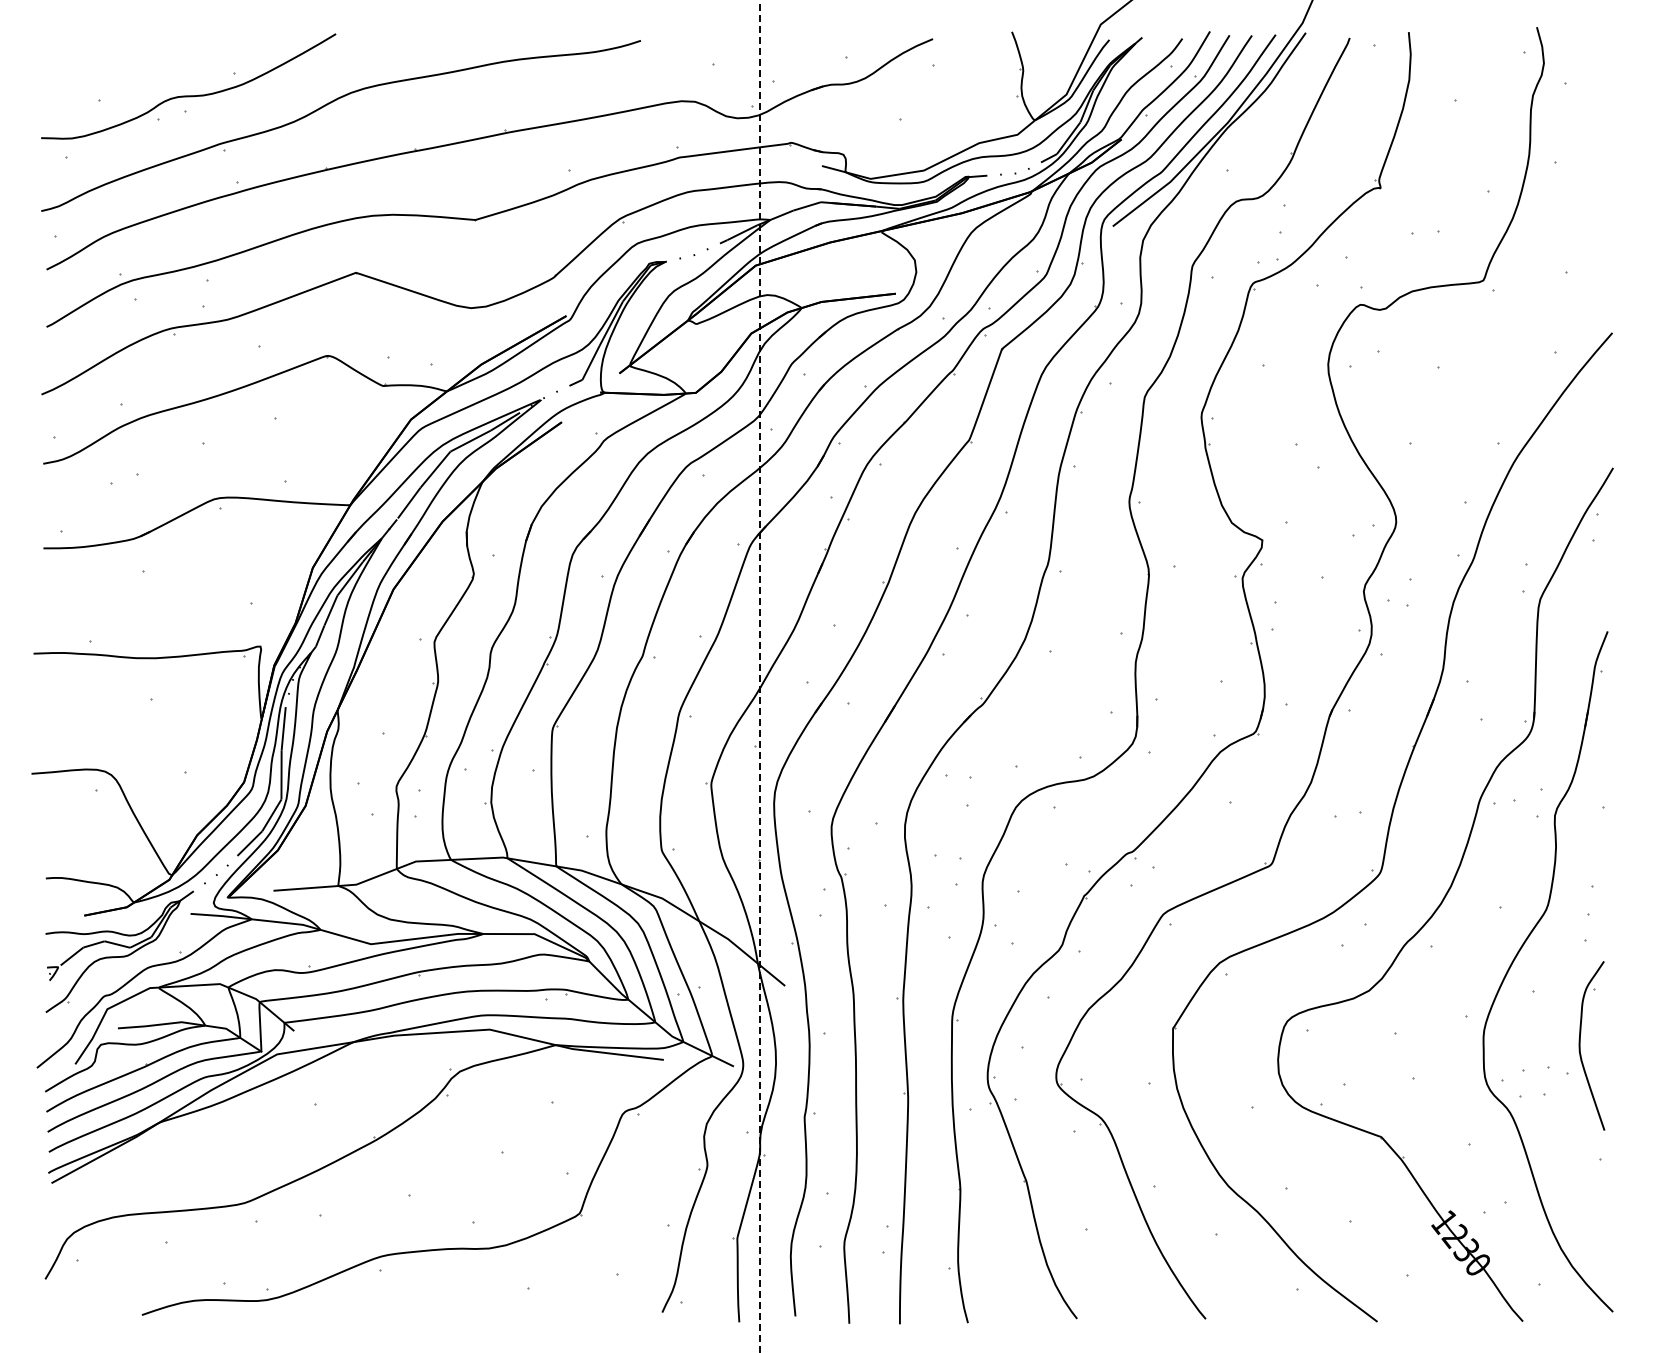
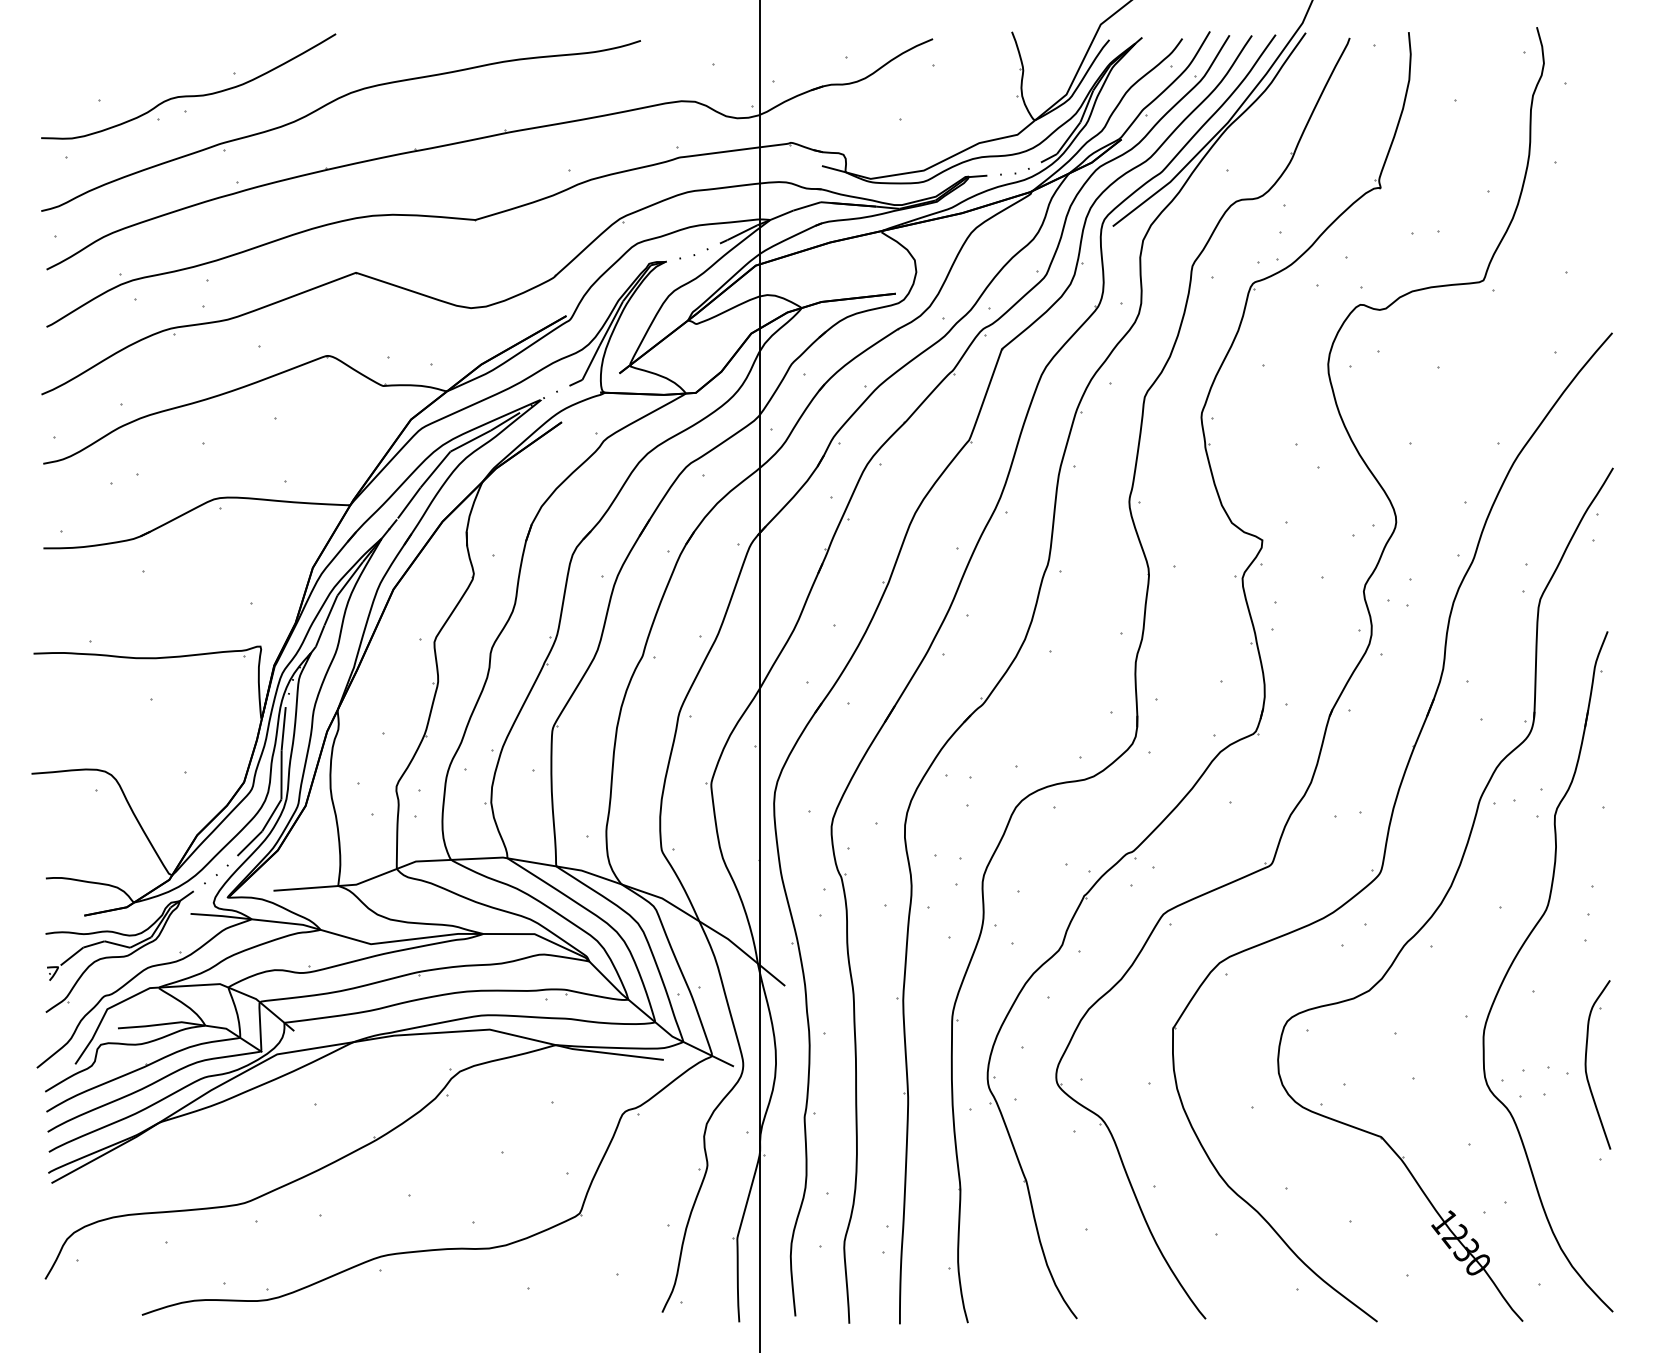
line: dashed -> solid (759, 675)
part position: (1580, 1045) -> (1586, 1064) (1586, 1064)
